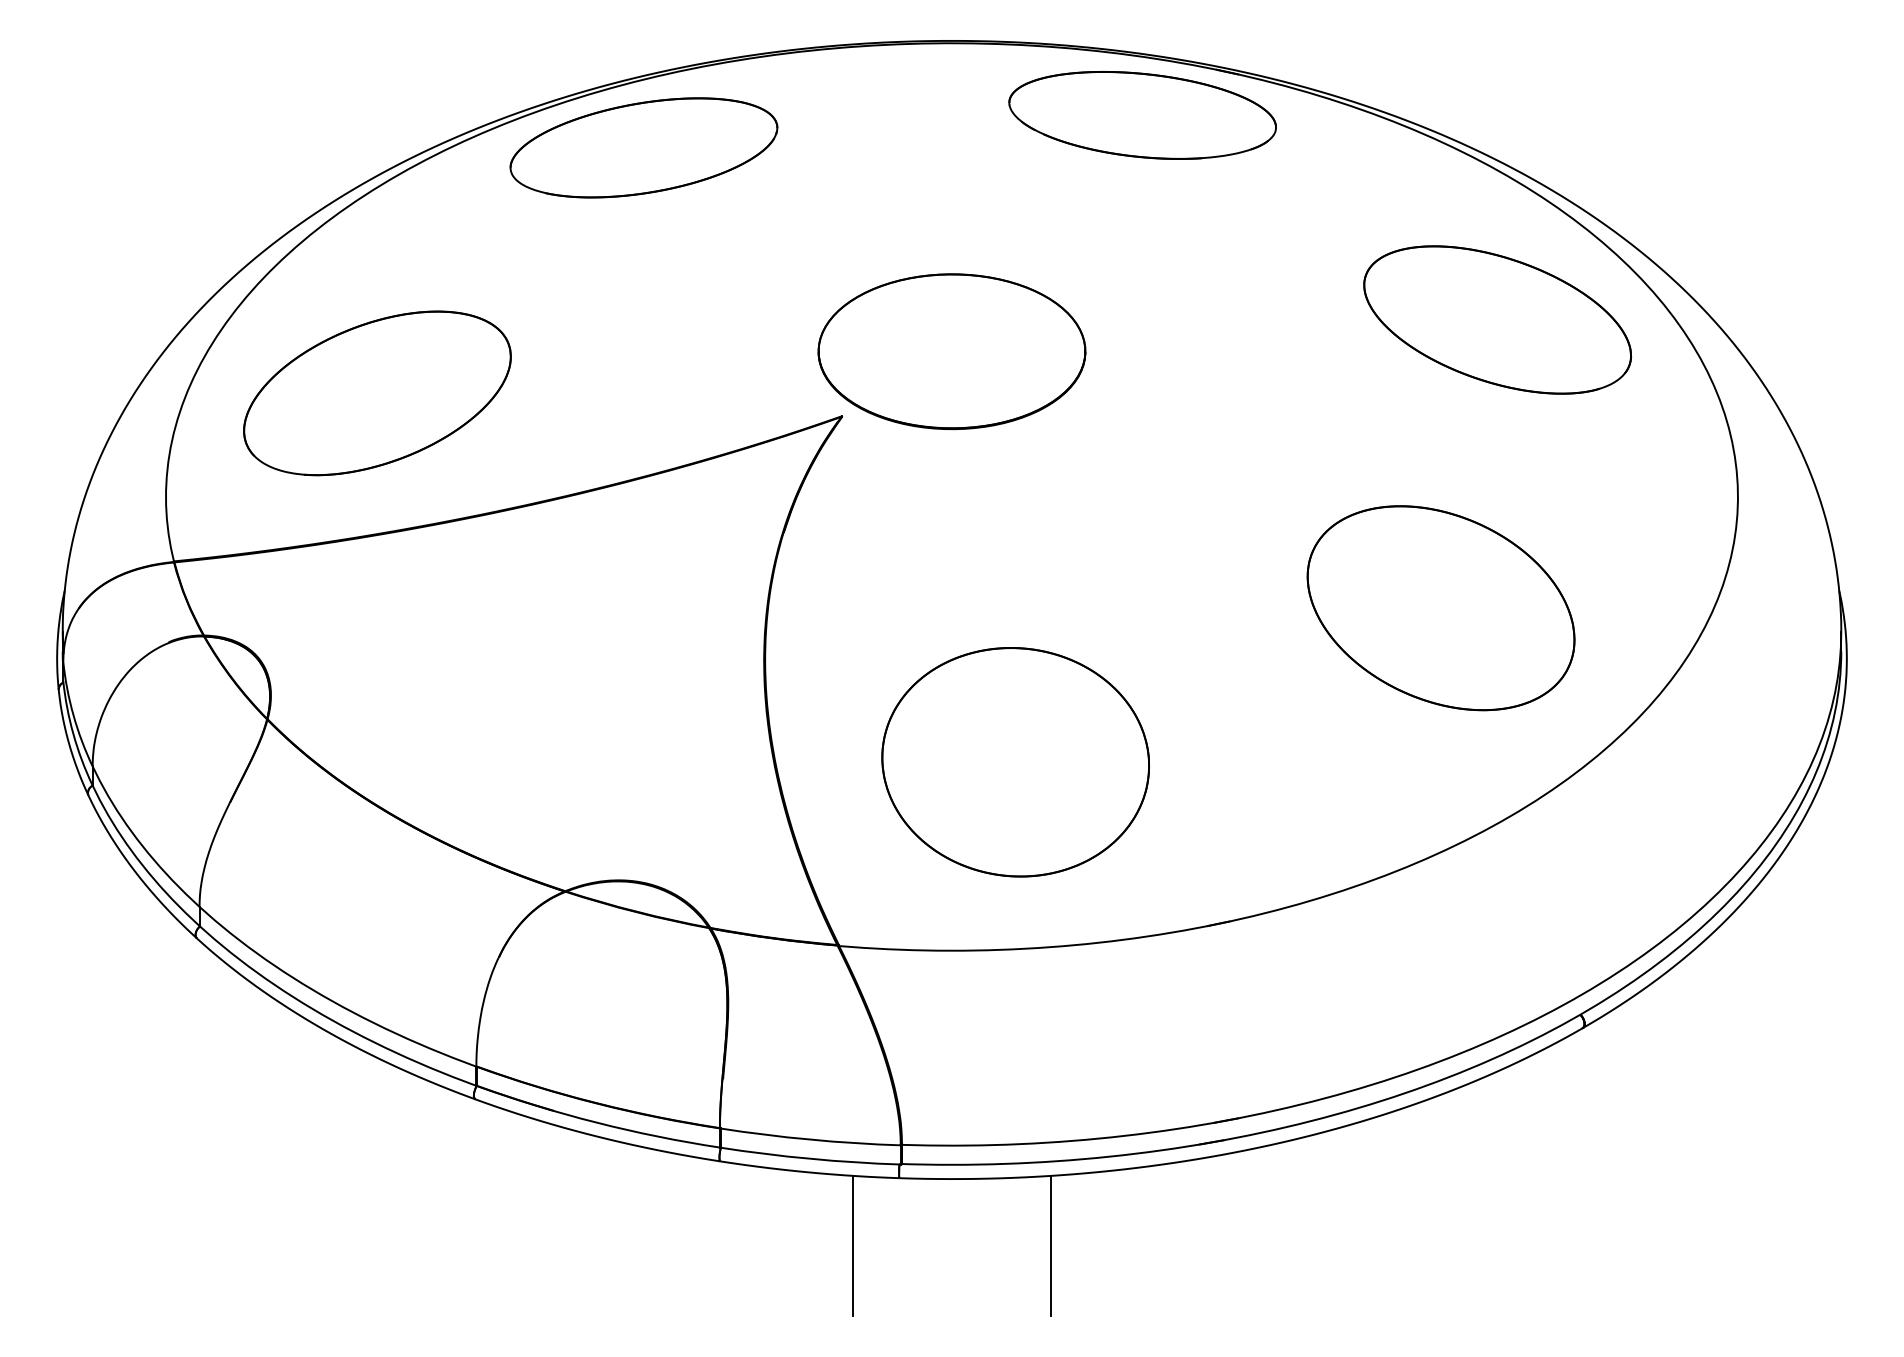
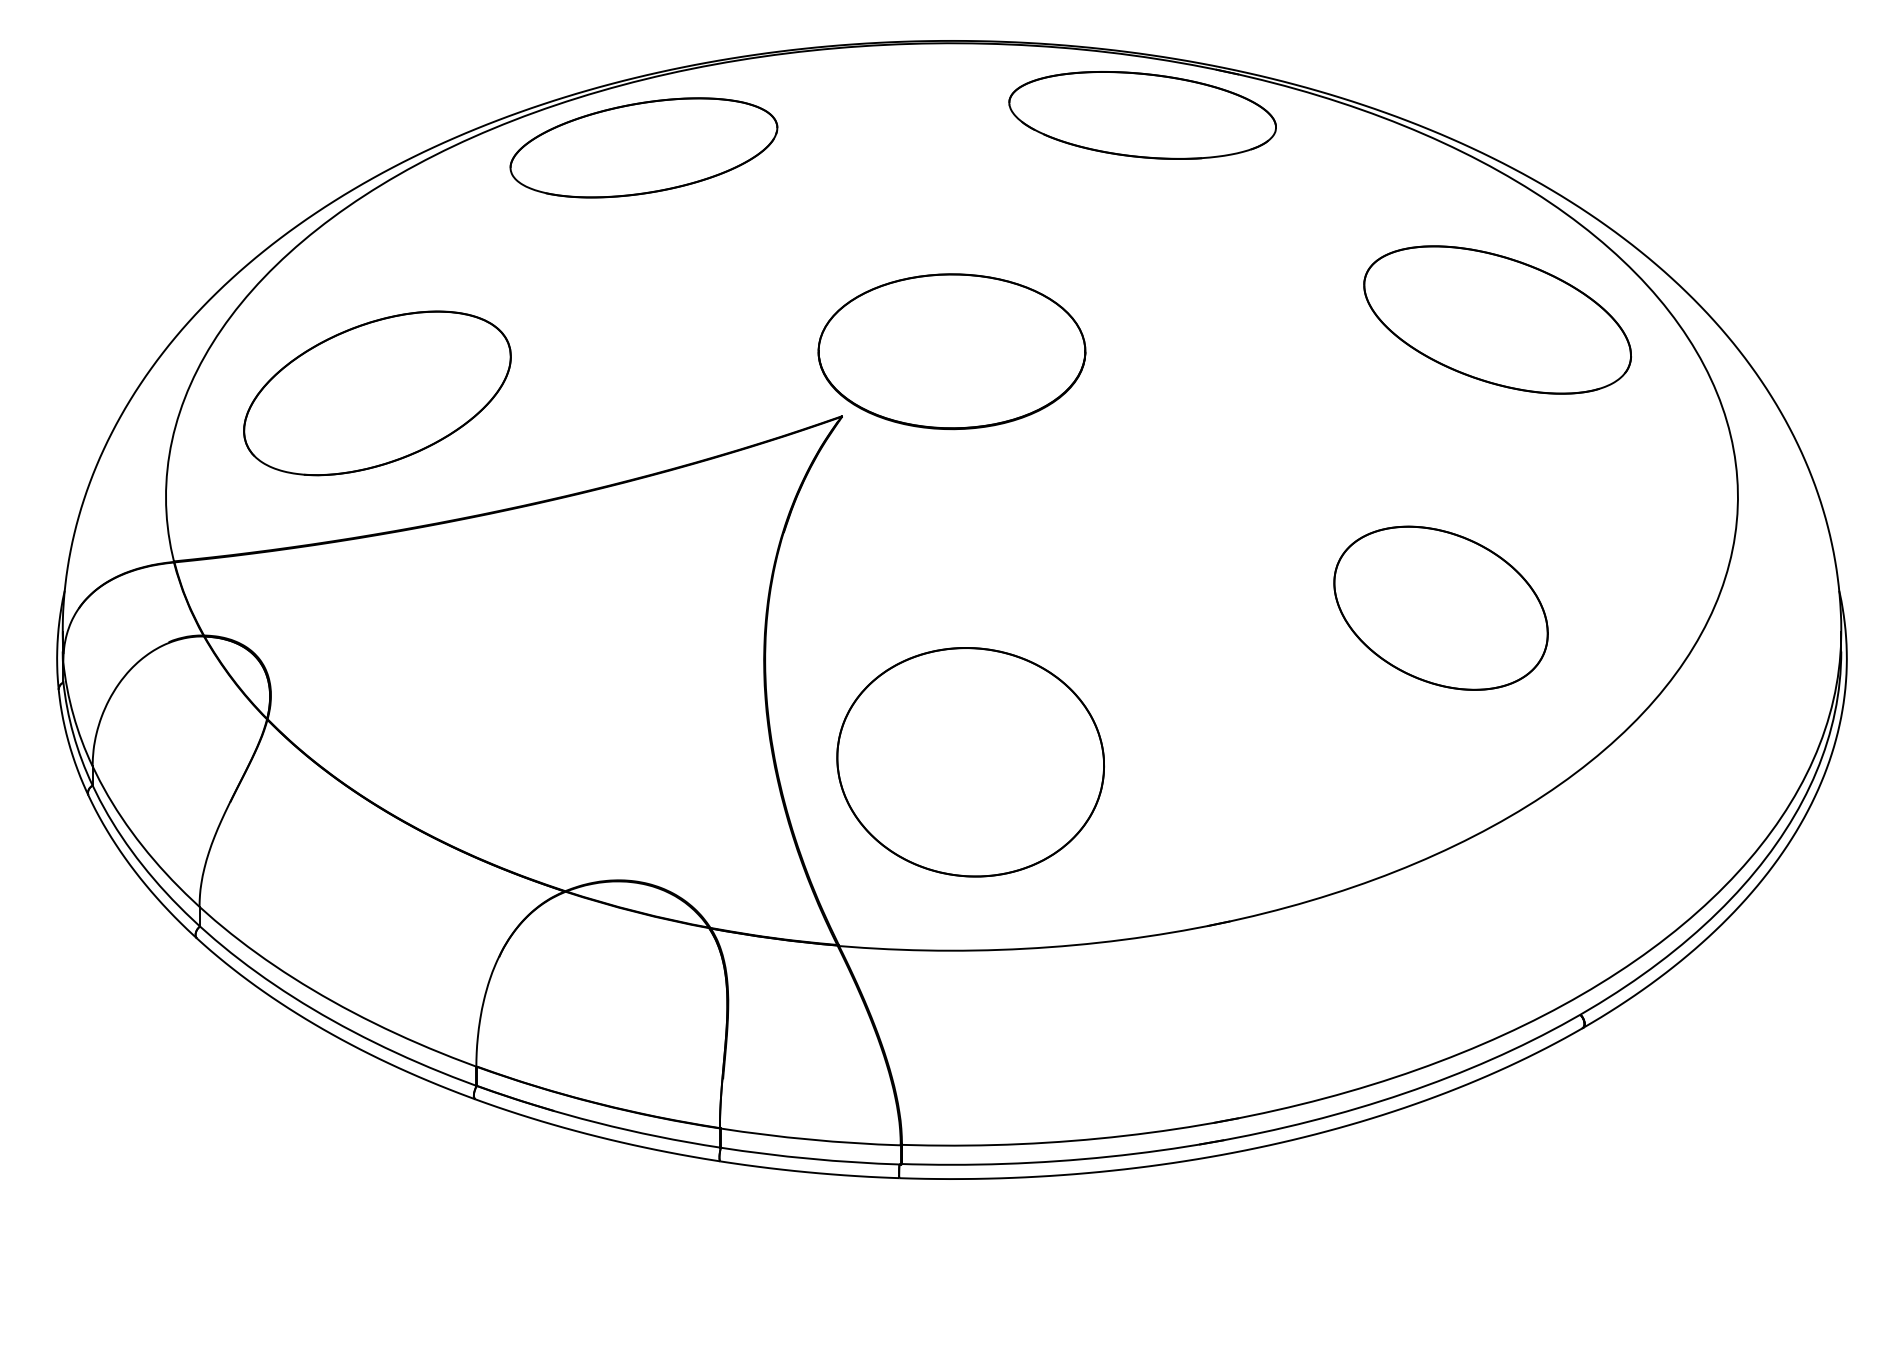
part size: 270x207 px -> 216x166 px (1440, 607)
part position: (1015, 762) -> (970, 762) (970, 762)
line: present -> none (853, 1245)
line: present -> none (1050, 1245)
